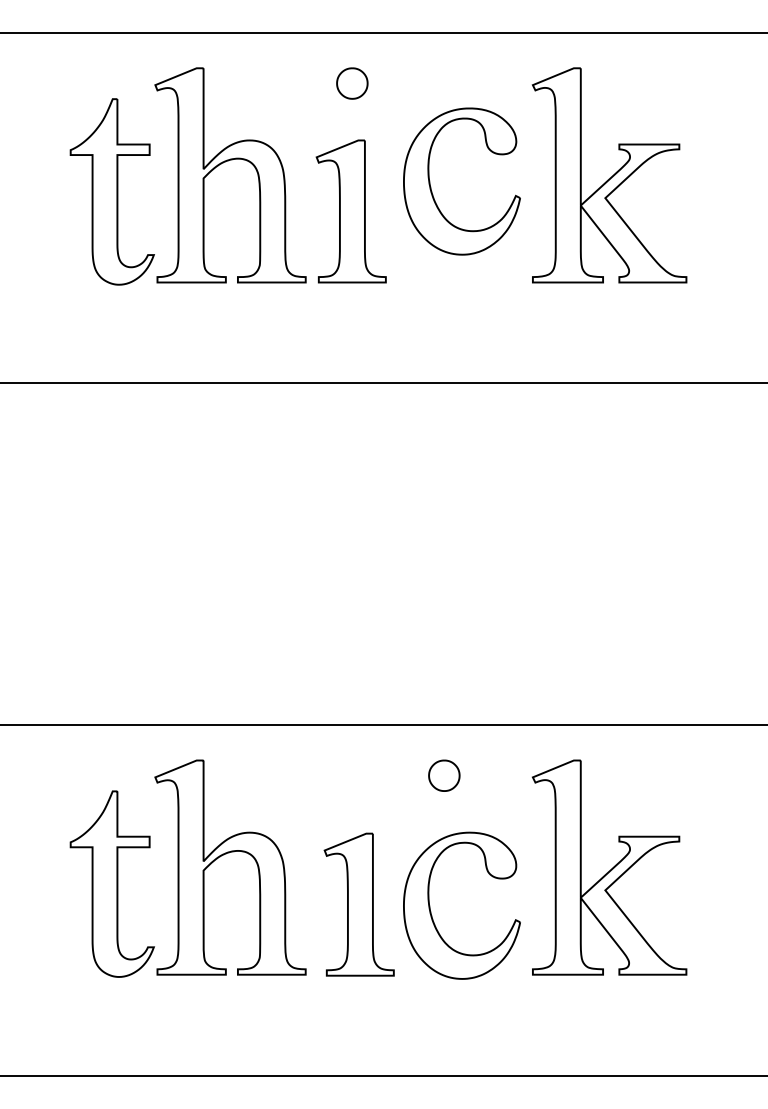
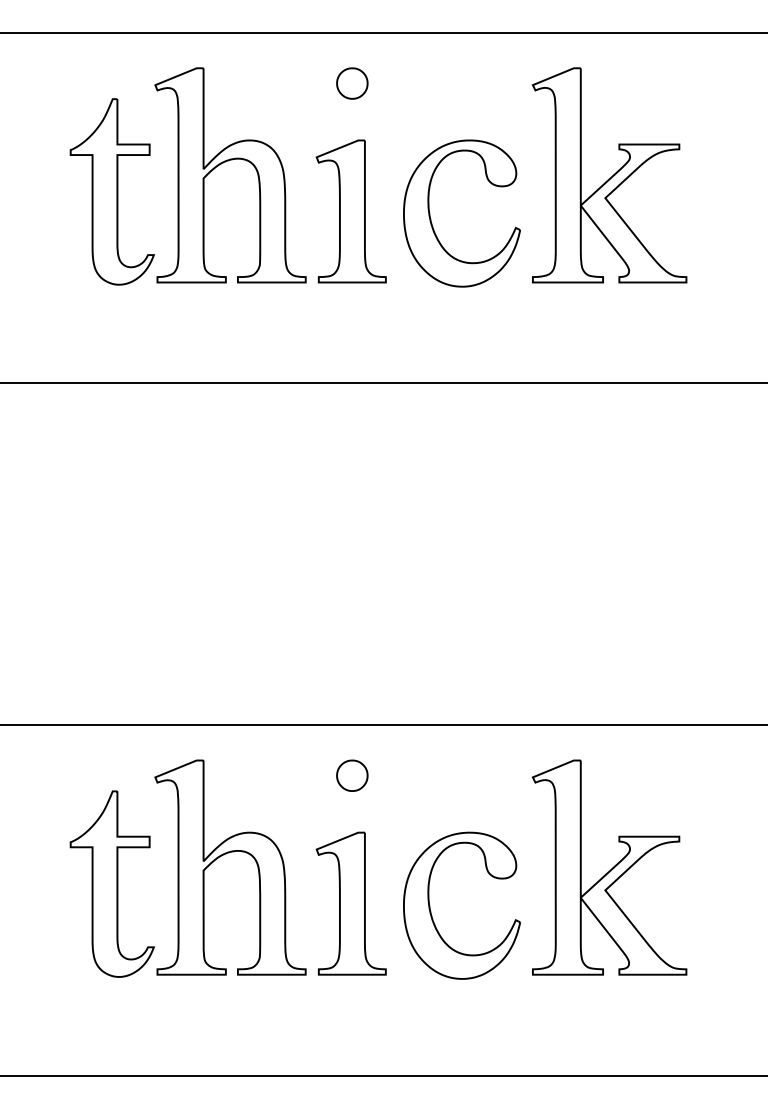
part position: (431, 187) -> (431, 219) (431, 219)
part position: (444, 775) -> (352, 775) (352, 775)
part position: (358, 904) -> (350, 903) (350, 903)
